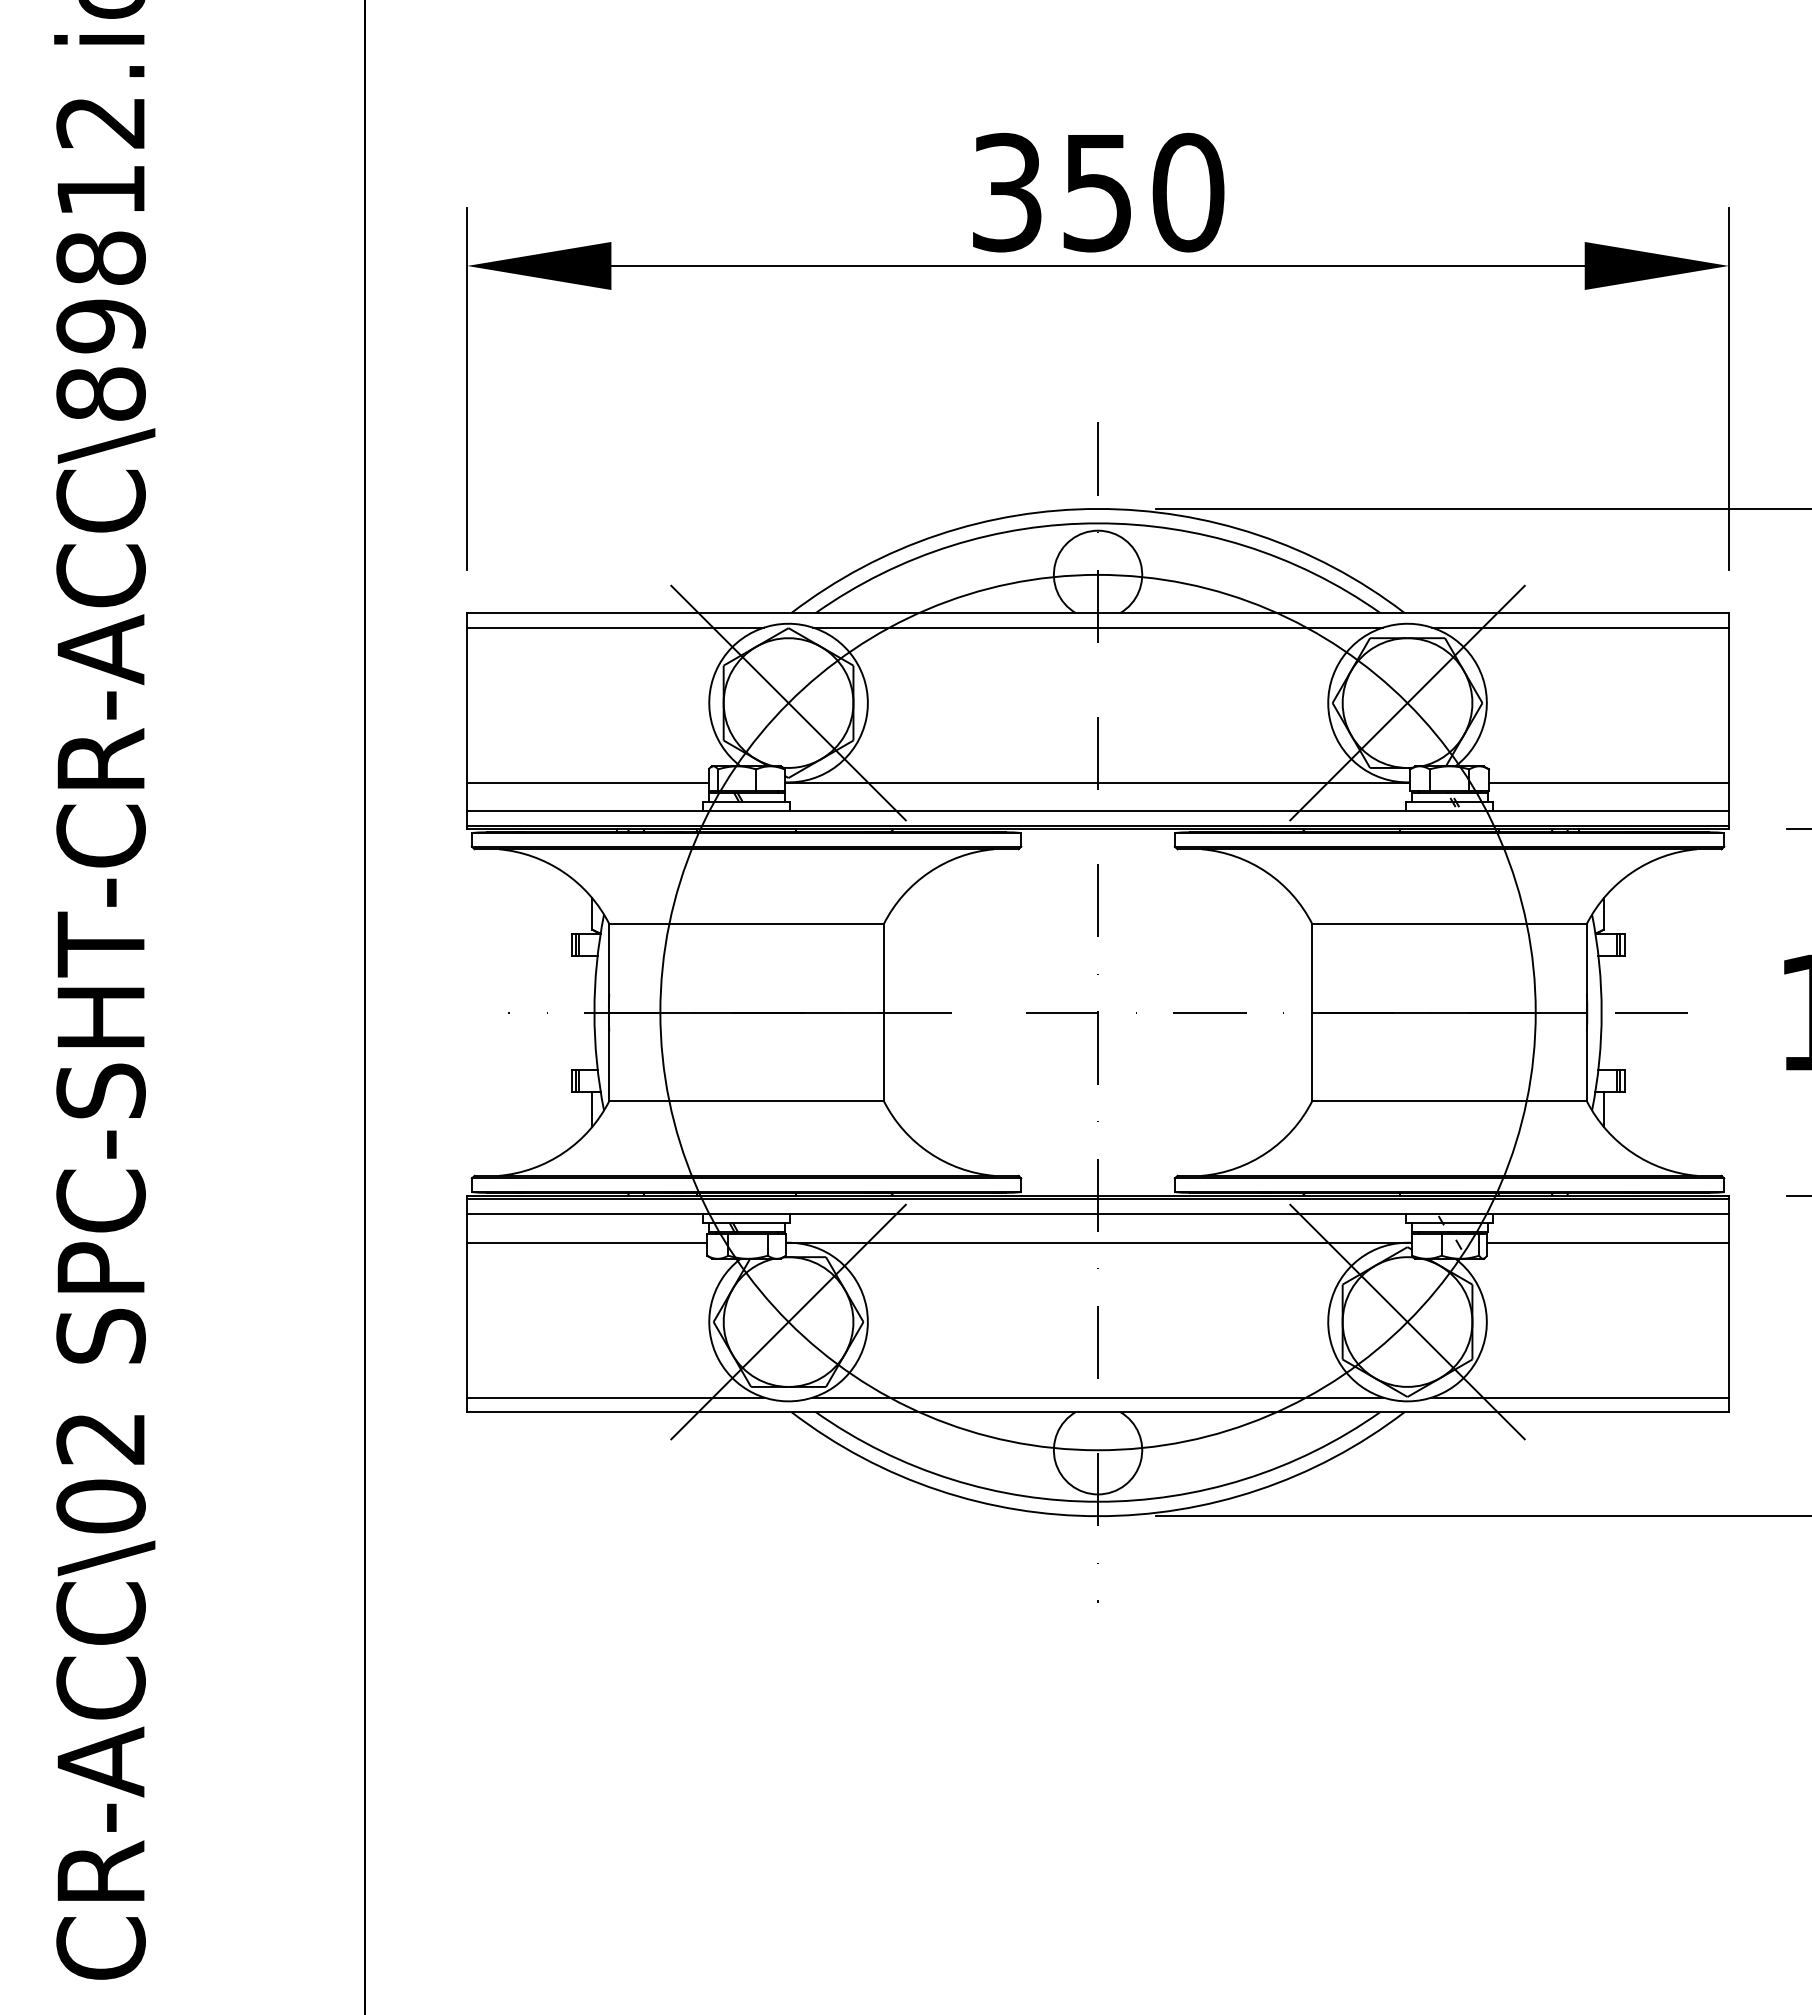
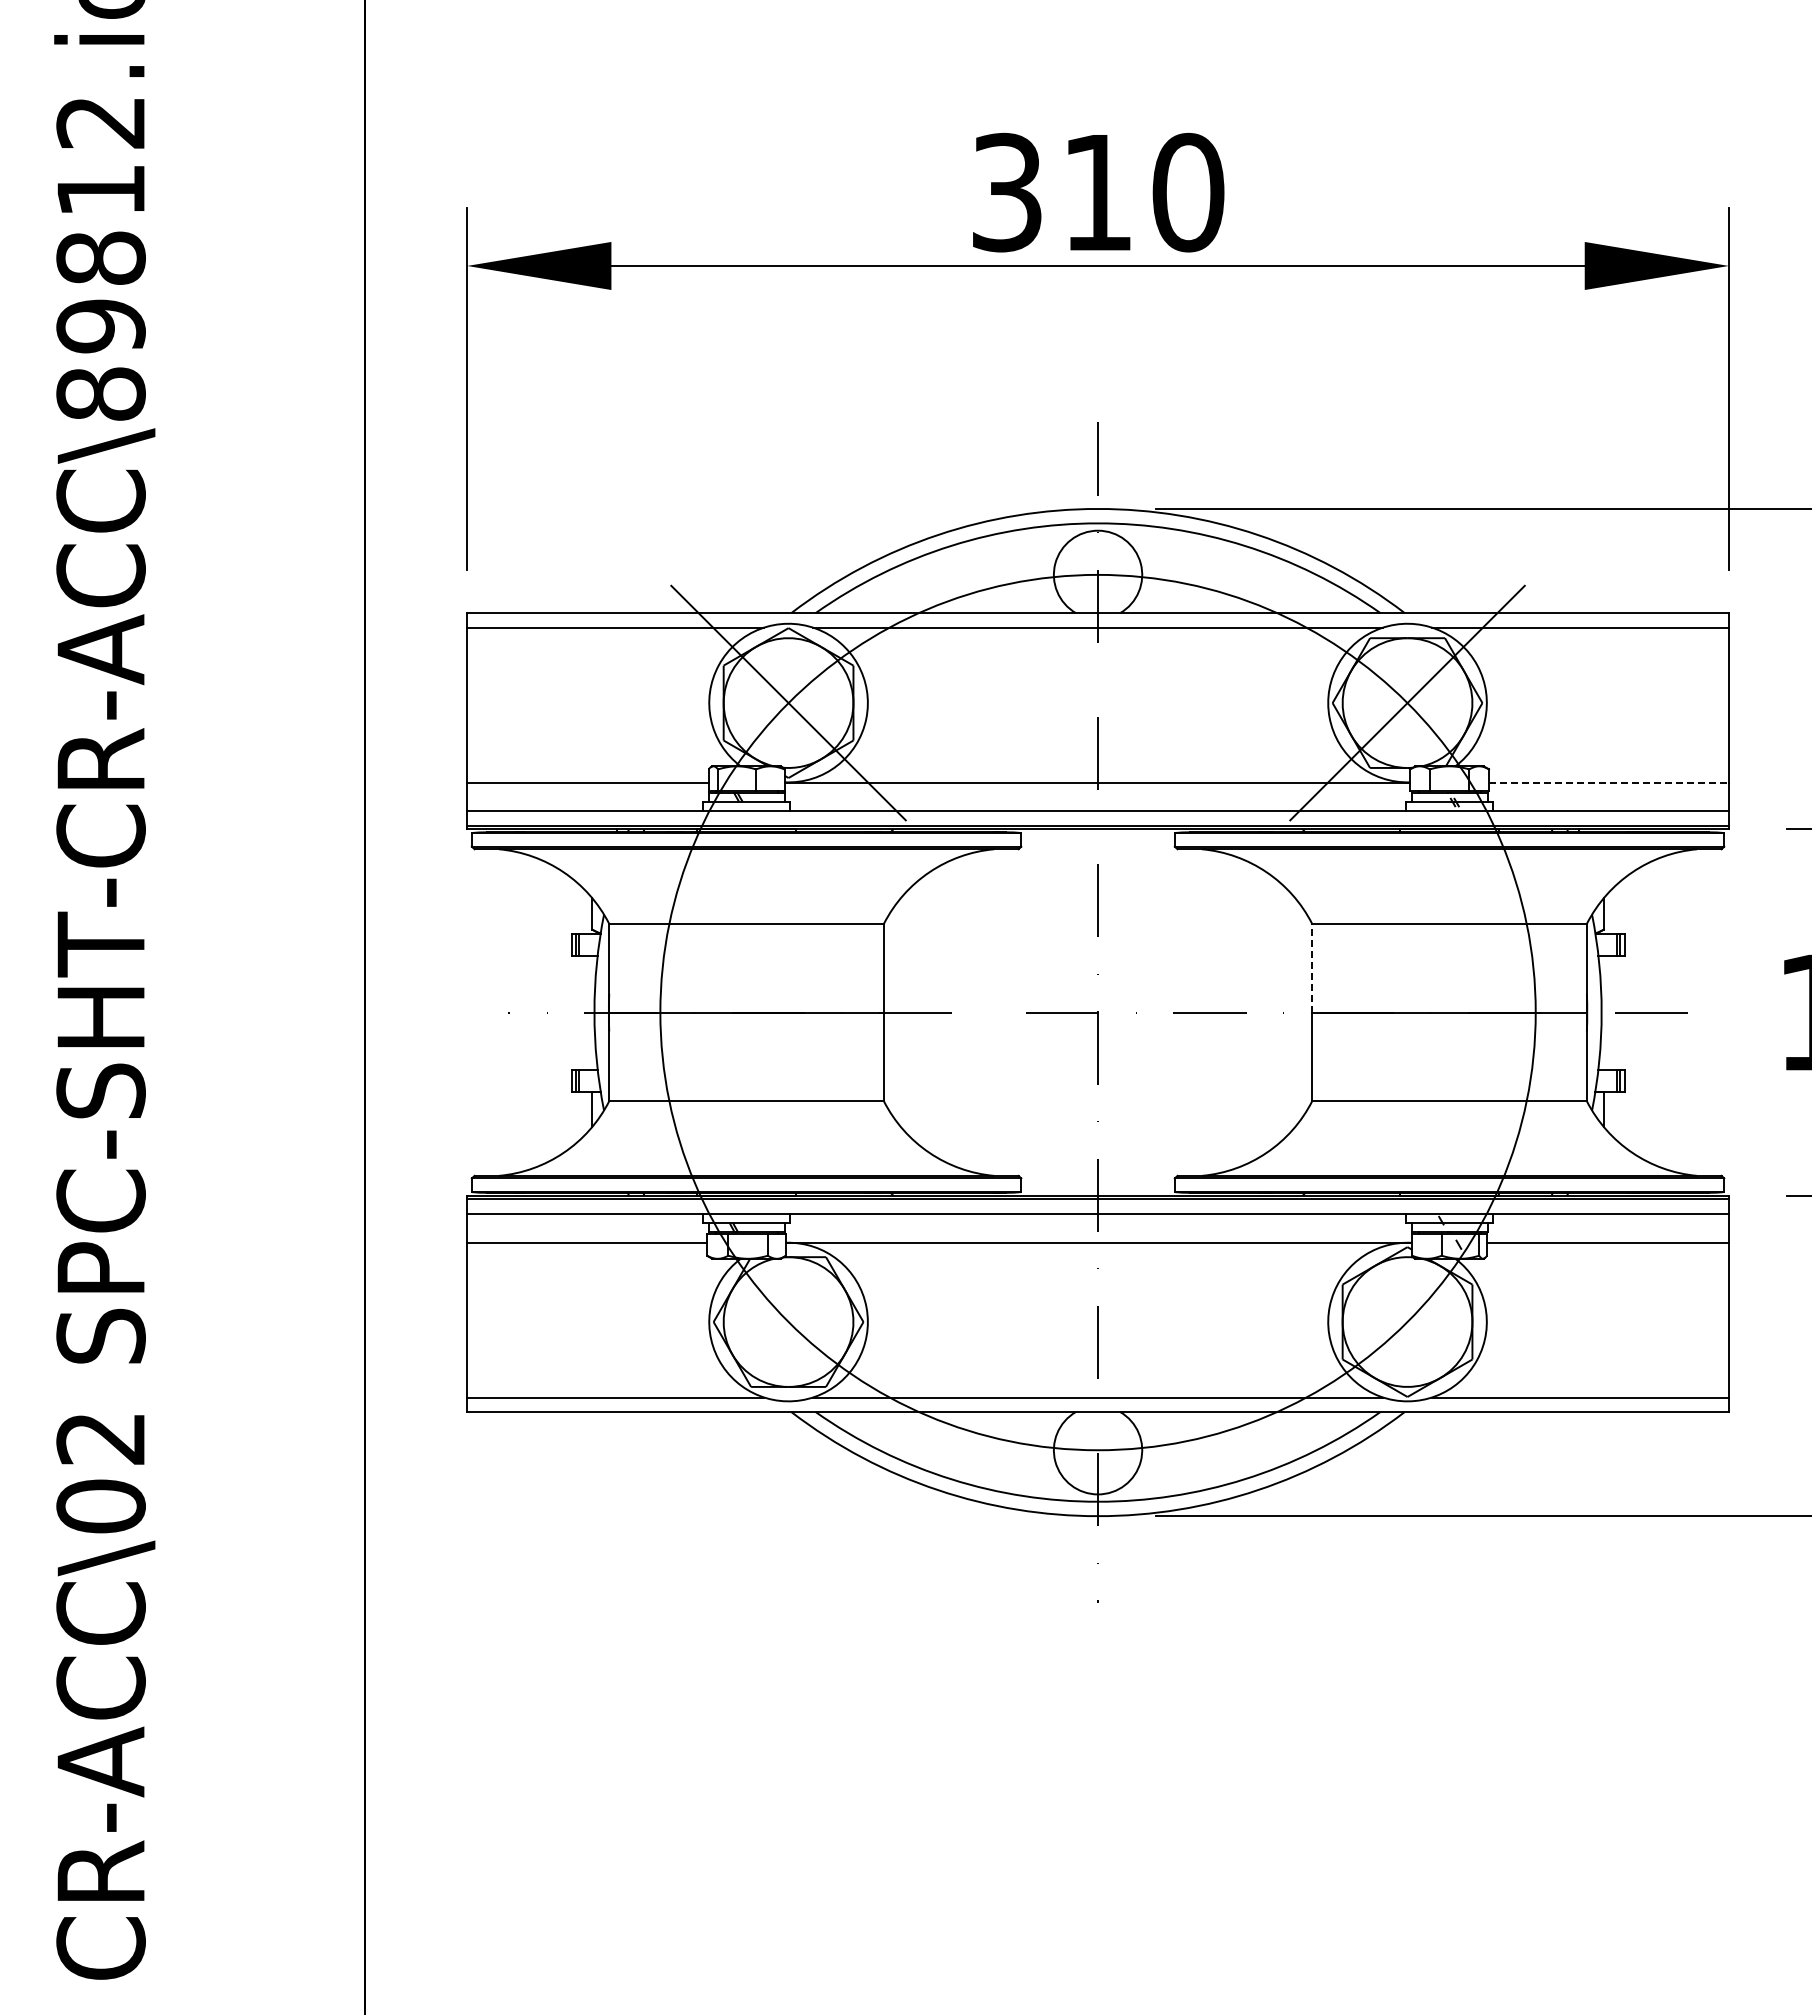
text: 350 -> 310 (1096, 193)
line: solid -> dashed (1609, 782)
line: solid -> dashed (1312, 967)
line: present -> none (788, 1321)
line: present -> none (1407, 1321)
